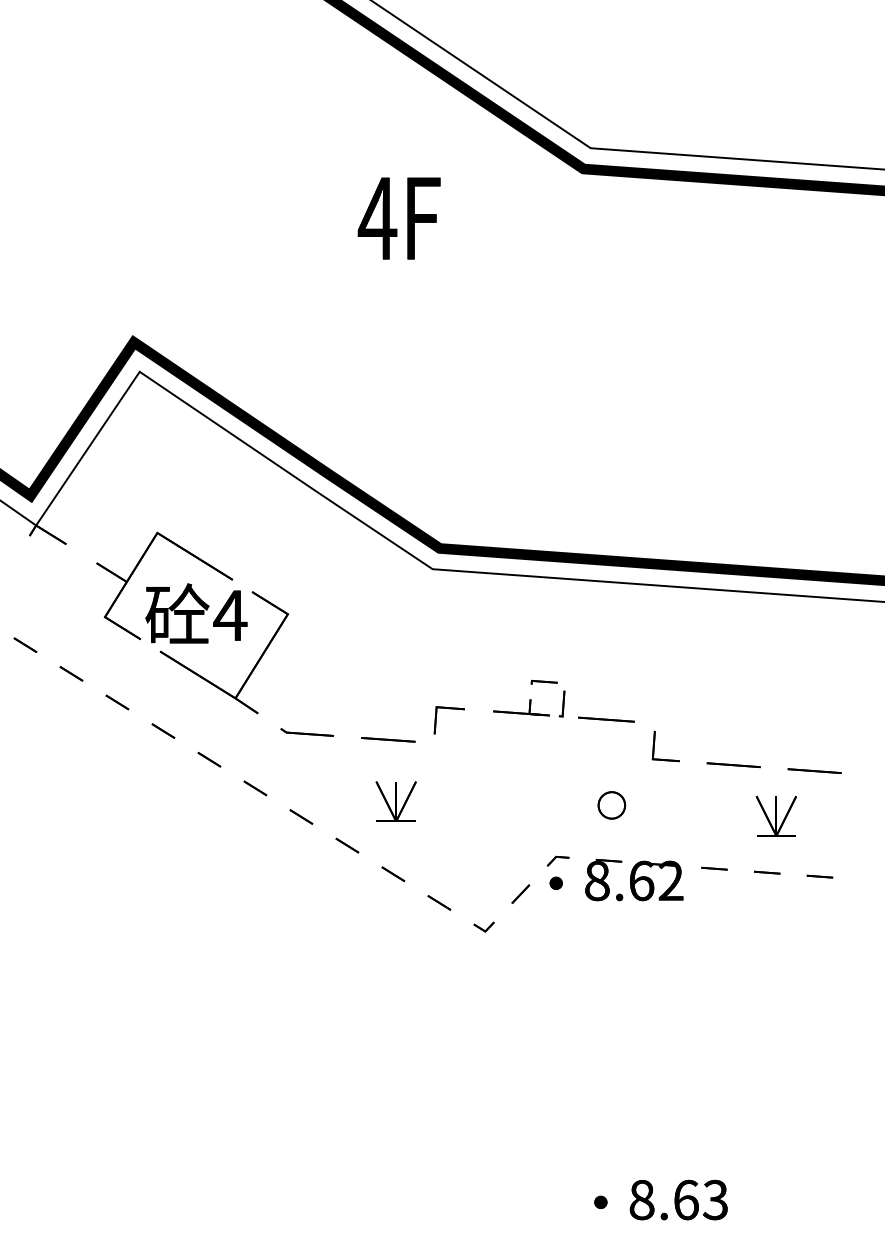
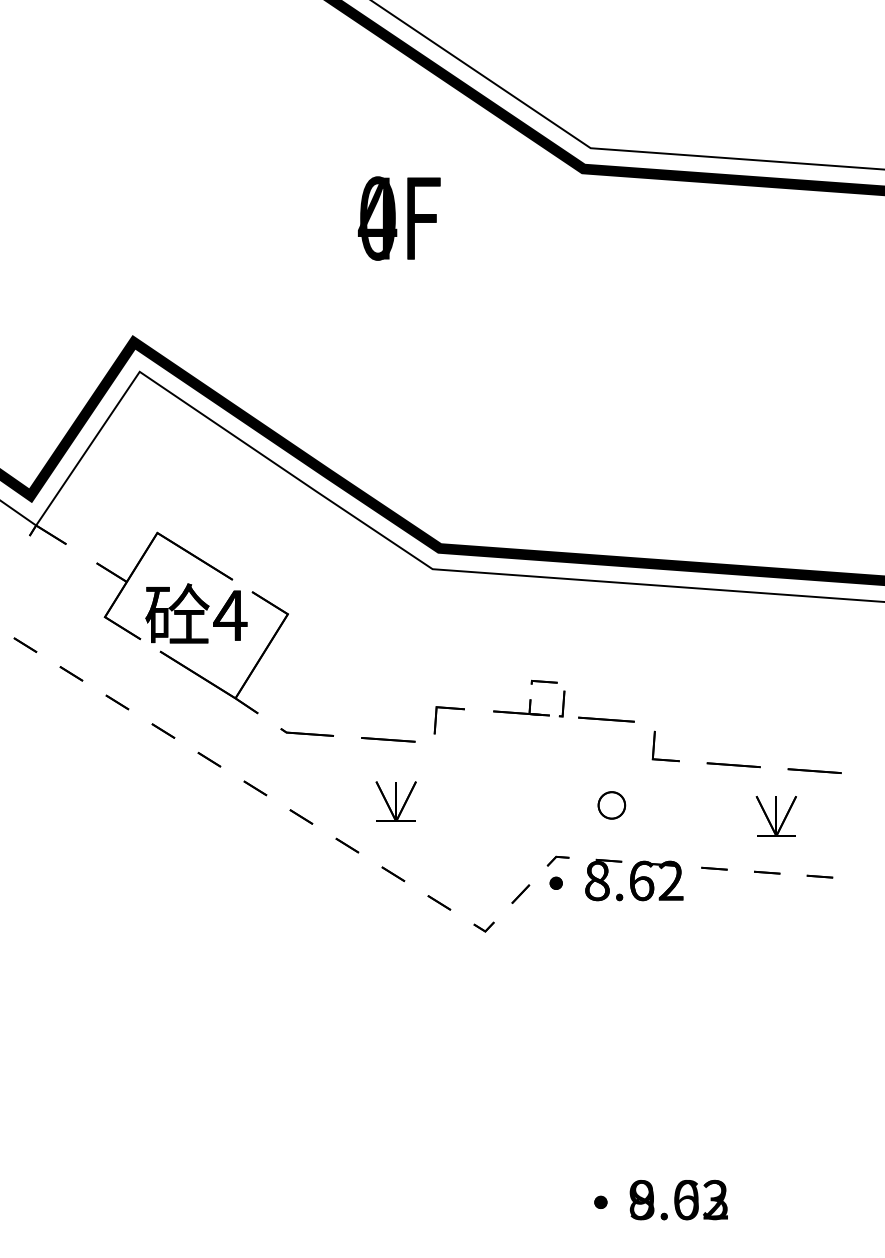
text: 4F -> 0F (377, 218)
text: 8.63 -> 9.02 (678, 1200)
